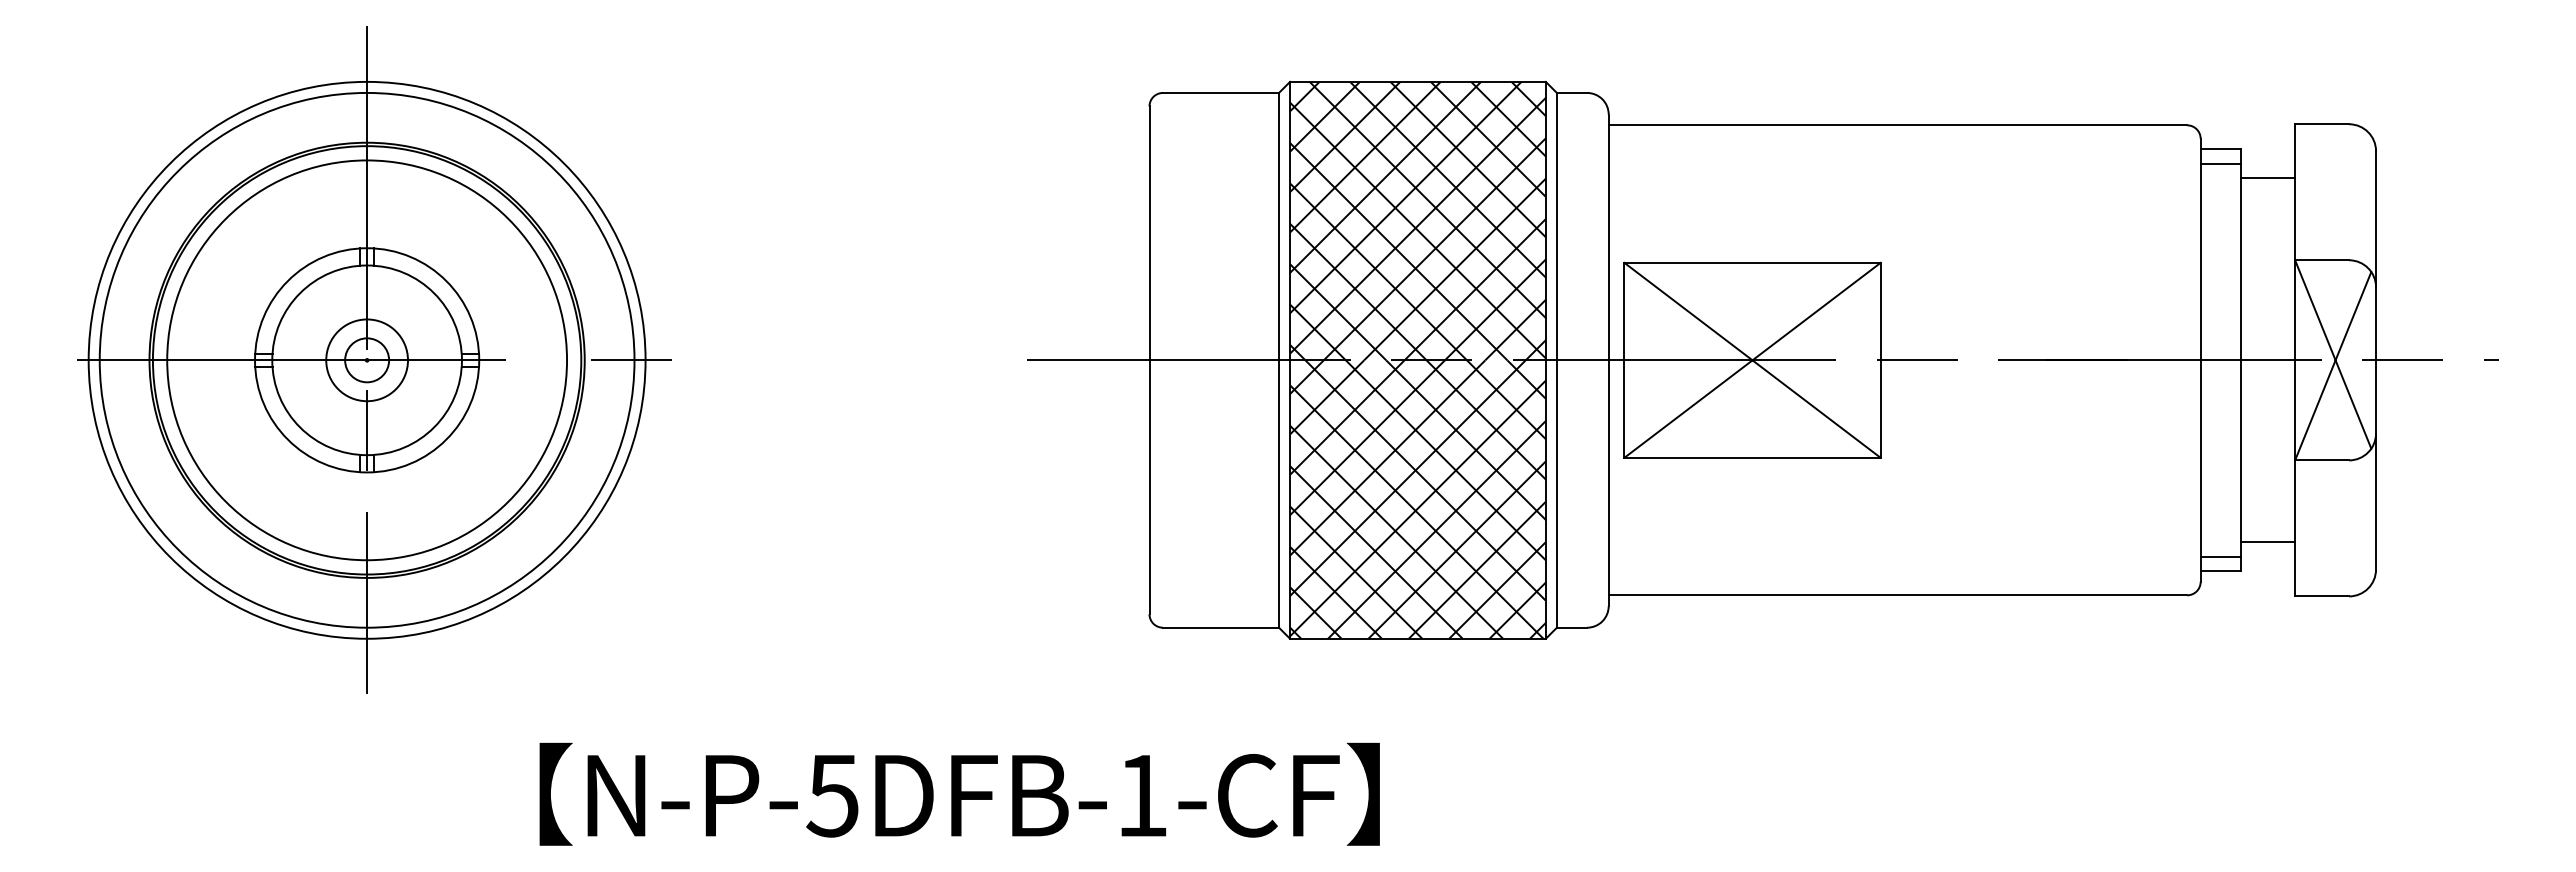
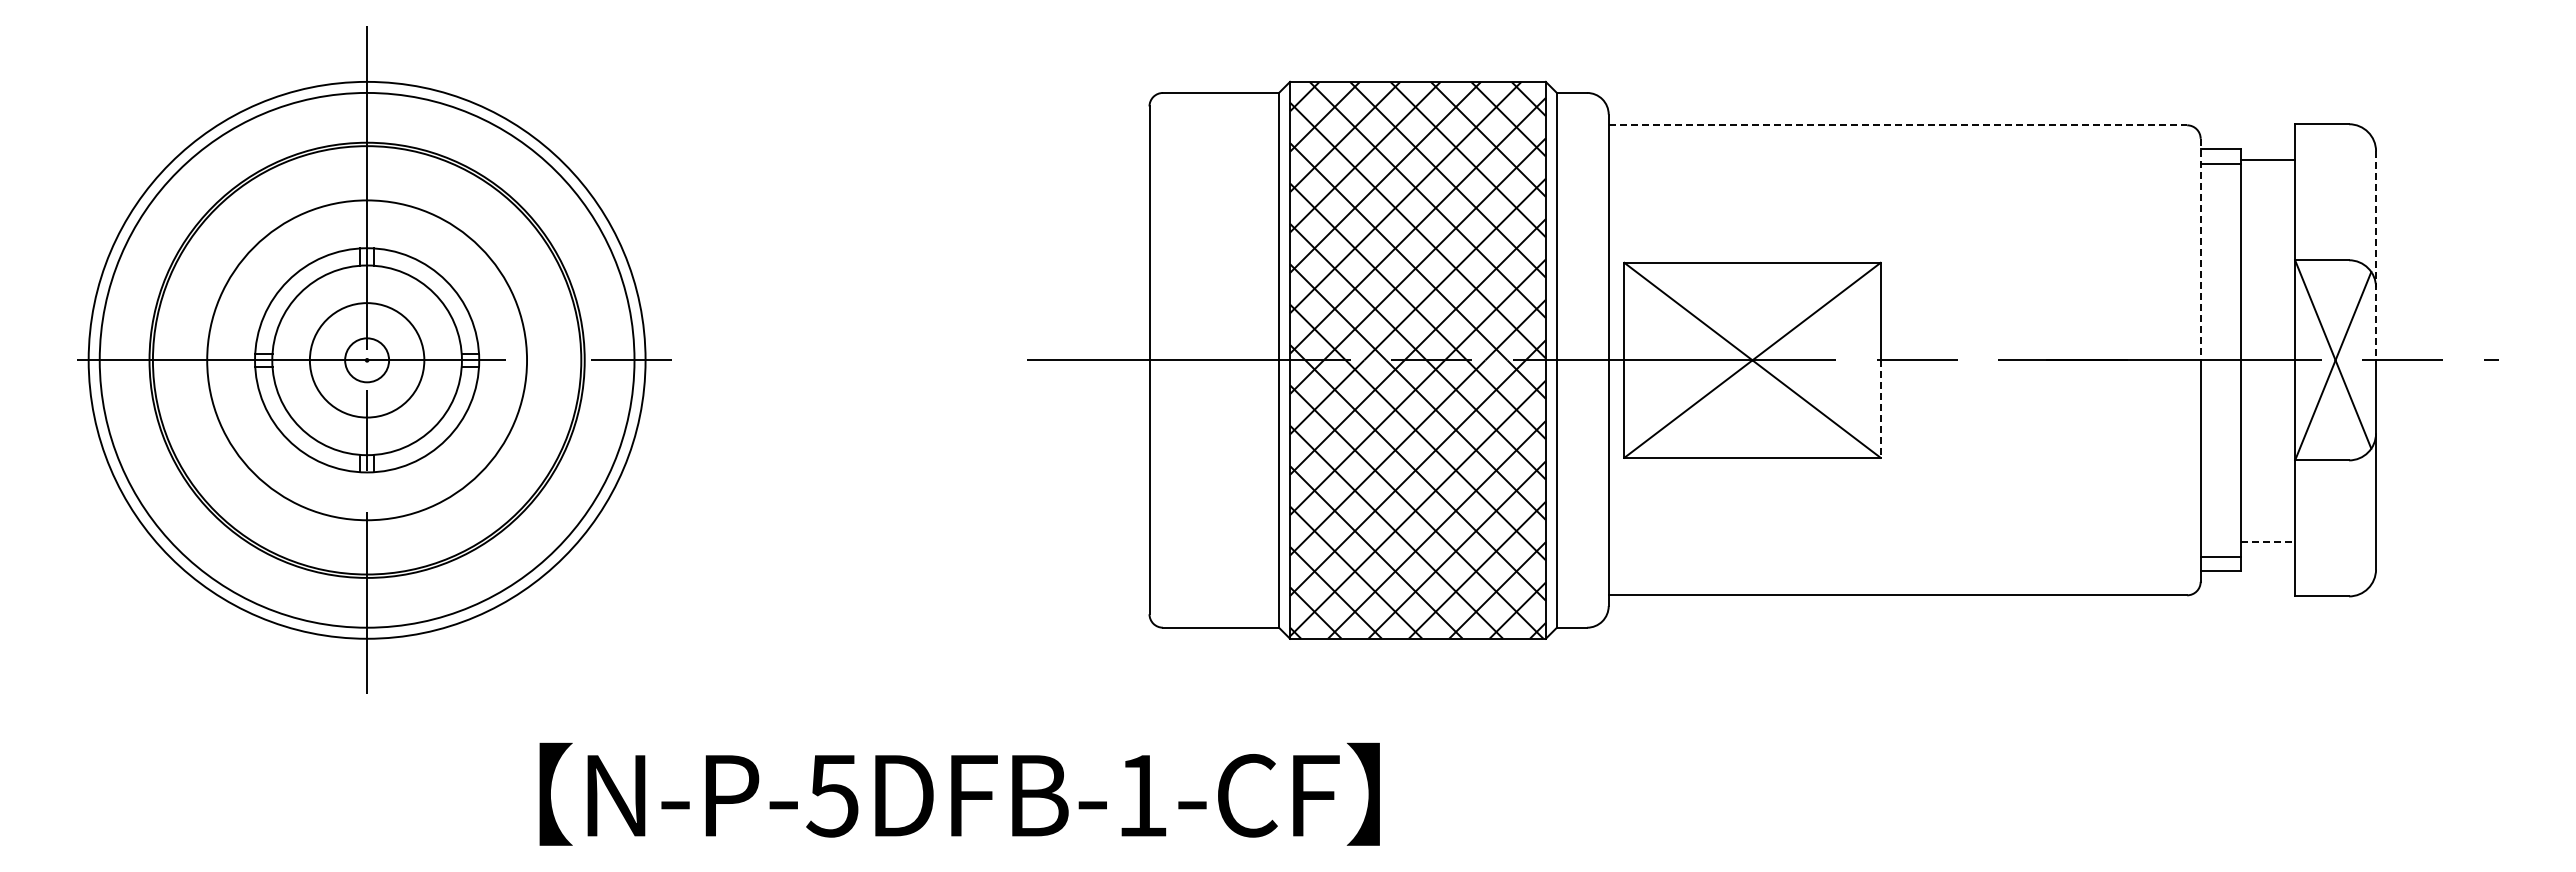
line: solid -> dashed (1898, 125)
line position: (2268, 178) -> (2268, 160) (2268, 160)
line: solid -> dashed (2200, 249)
line: solid -> dashed (2376, 255)
circle diameter: 400 px -> 320 px (367, 360)
circle diameter: 82 px -> 114 px (366, 360)
line: solid -> dashed (1880, 409)
line: solid -> dashed (2268, 542)
